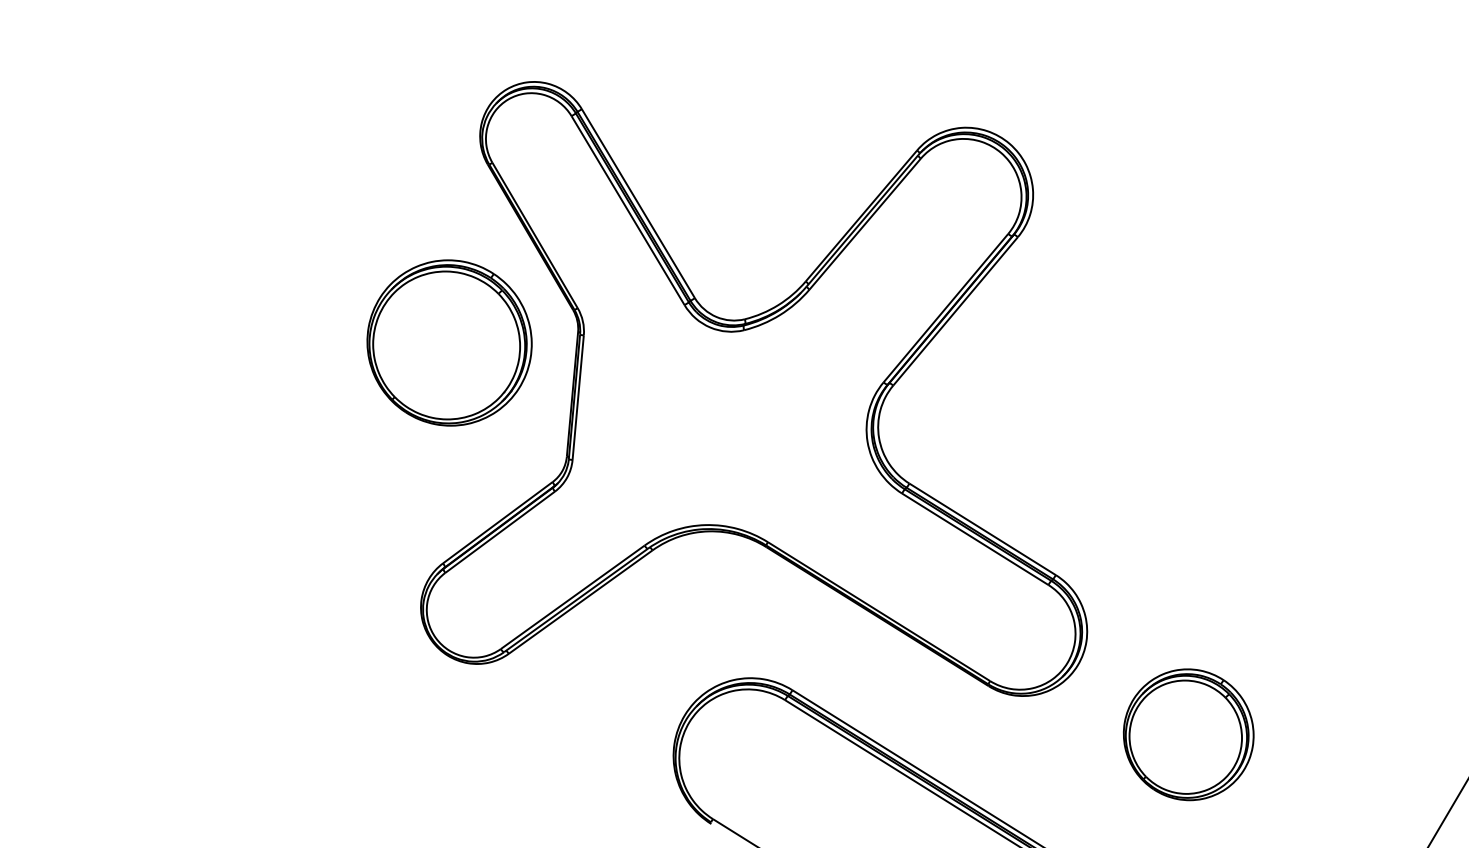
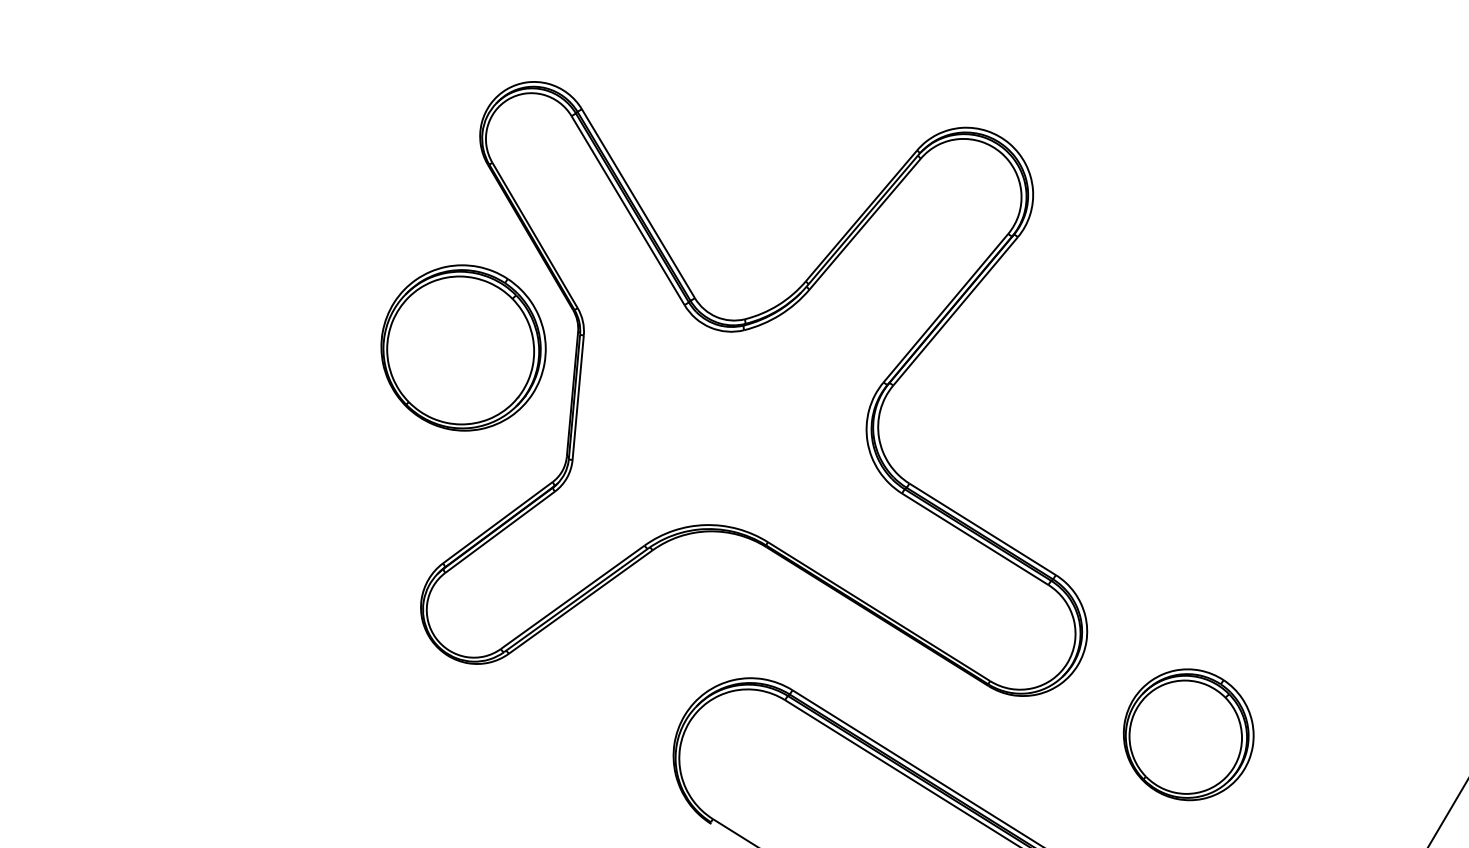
part position: (449, 342) -> (463, 347) (463, 347)
